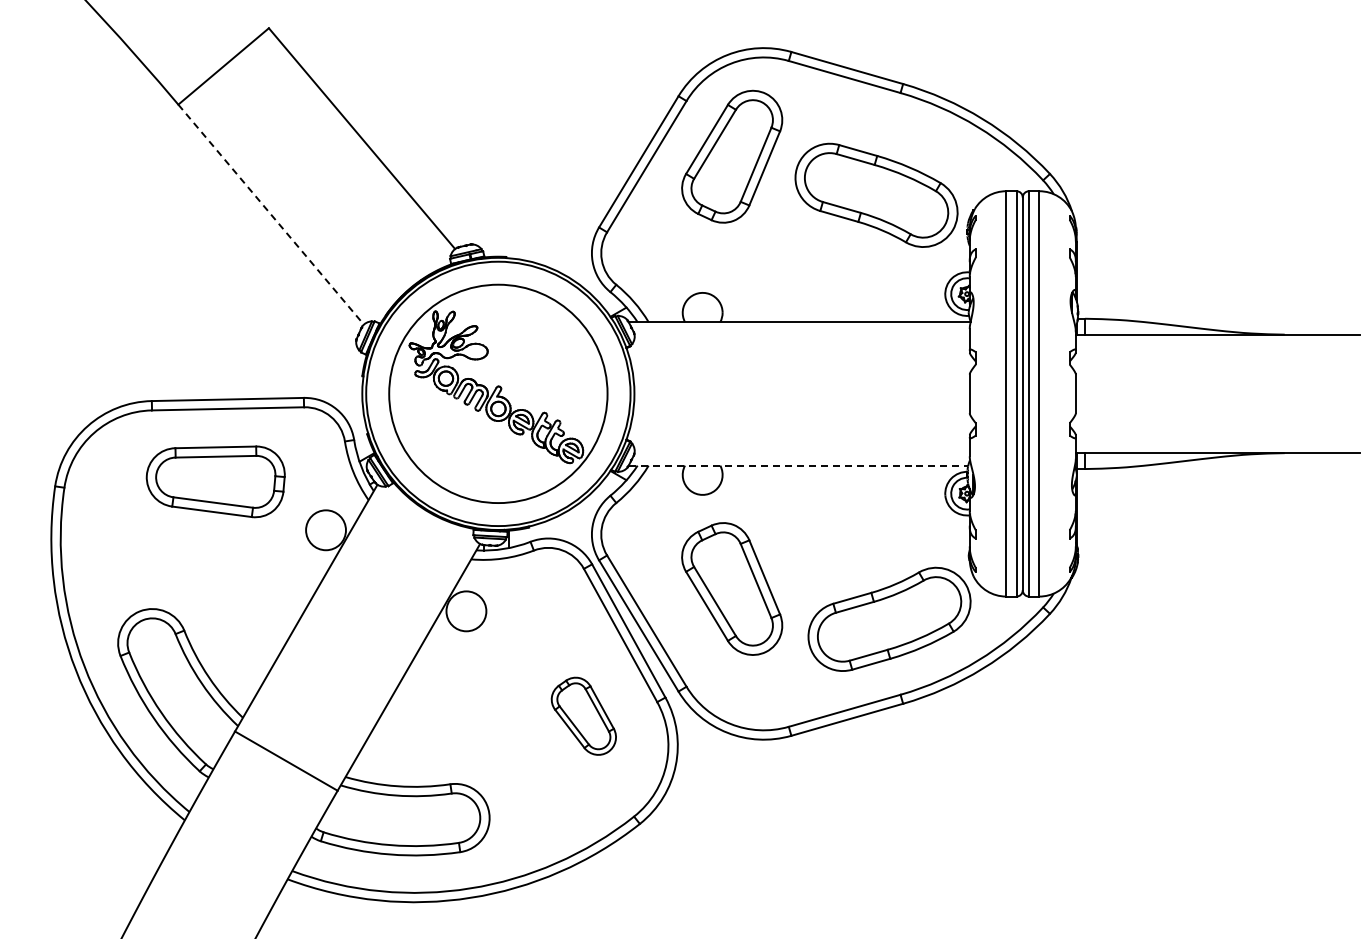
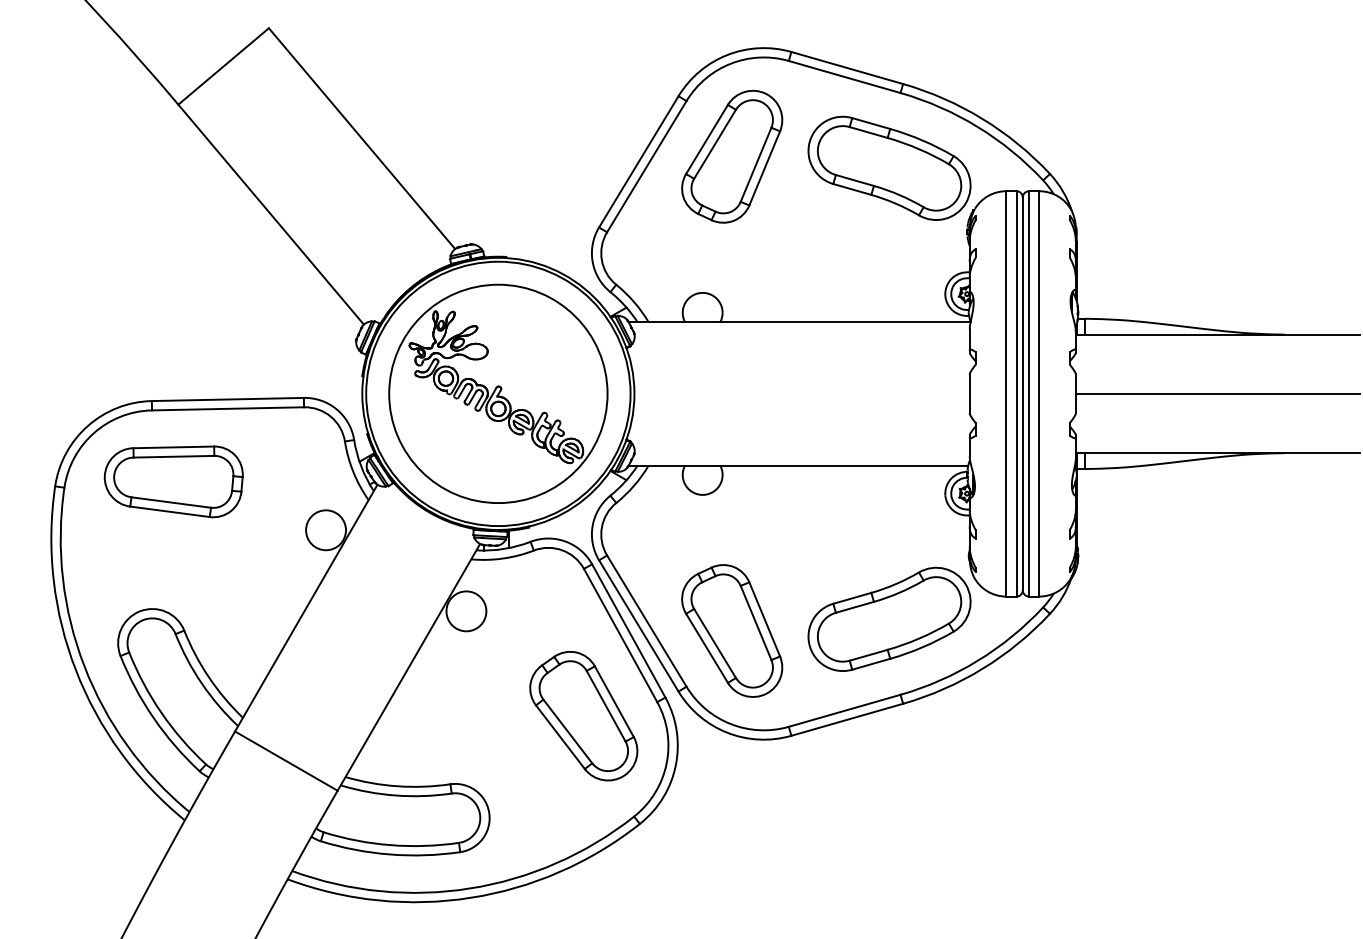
part position: (876, 194) -> (889, 167) (889, 167)
line: dashed -> solid (271, 214)
line: none -> present (1217, 393)
line: dashed -> solid (798, 465)
part position: (215, 481) -> (173, 481) (173, 481)
part position: (732, 588) -> (732, 630) (732, 630)
part size: 67x80 px -> 110x131 px (583, 716)
